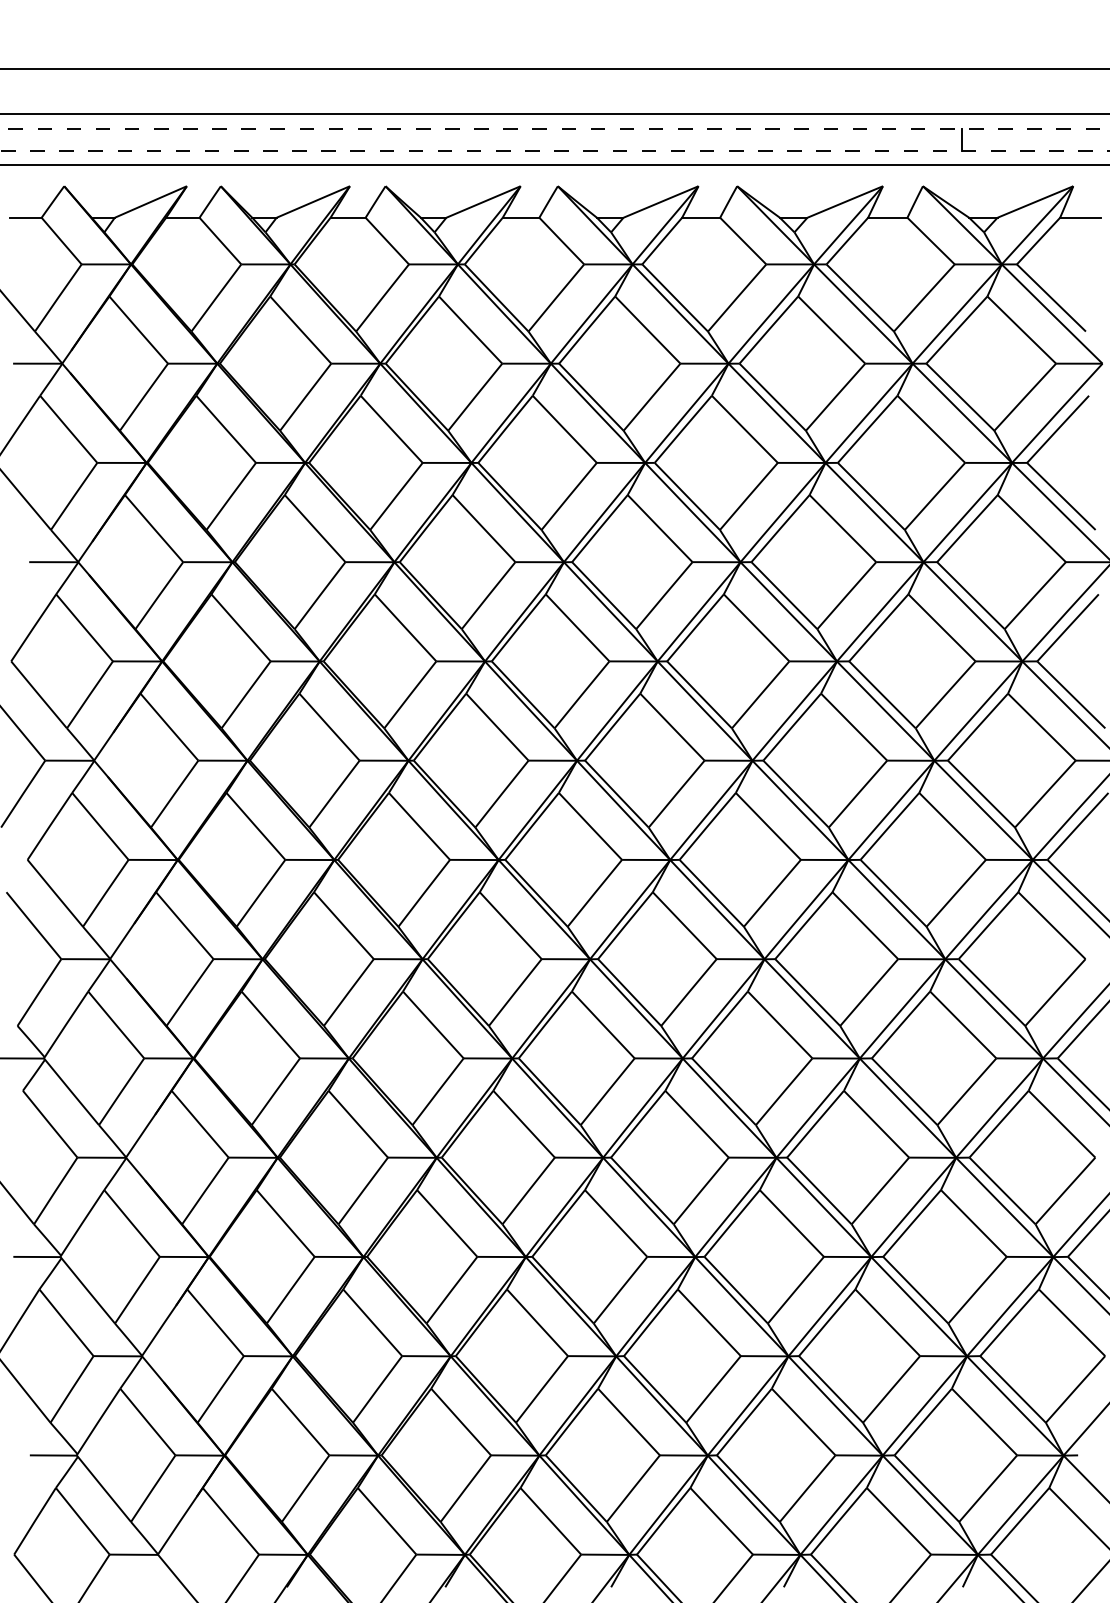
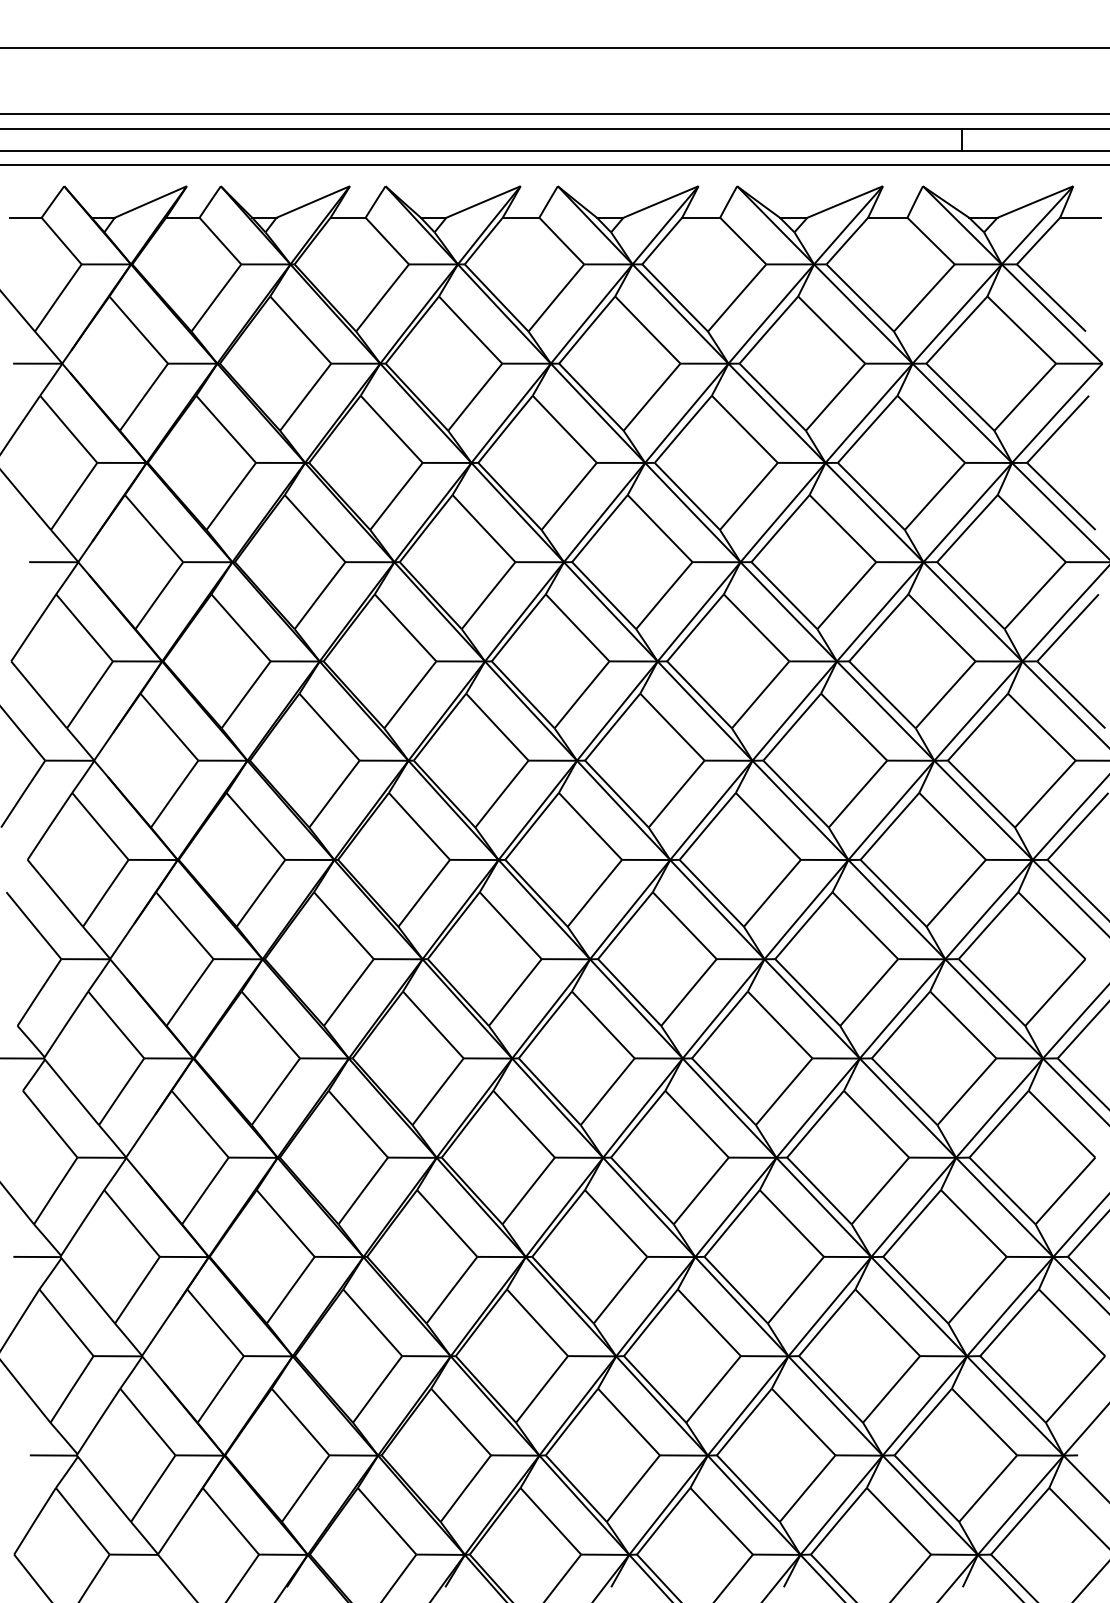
line position: (554, 69) -> (554, 48) (554, 48)
line: dashed -> solid (555, 128)
line: dashed -> solid (554, 150)
